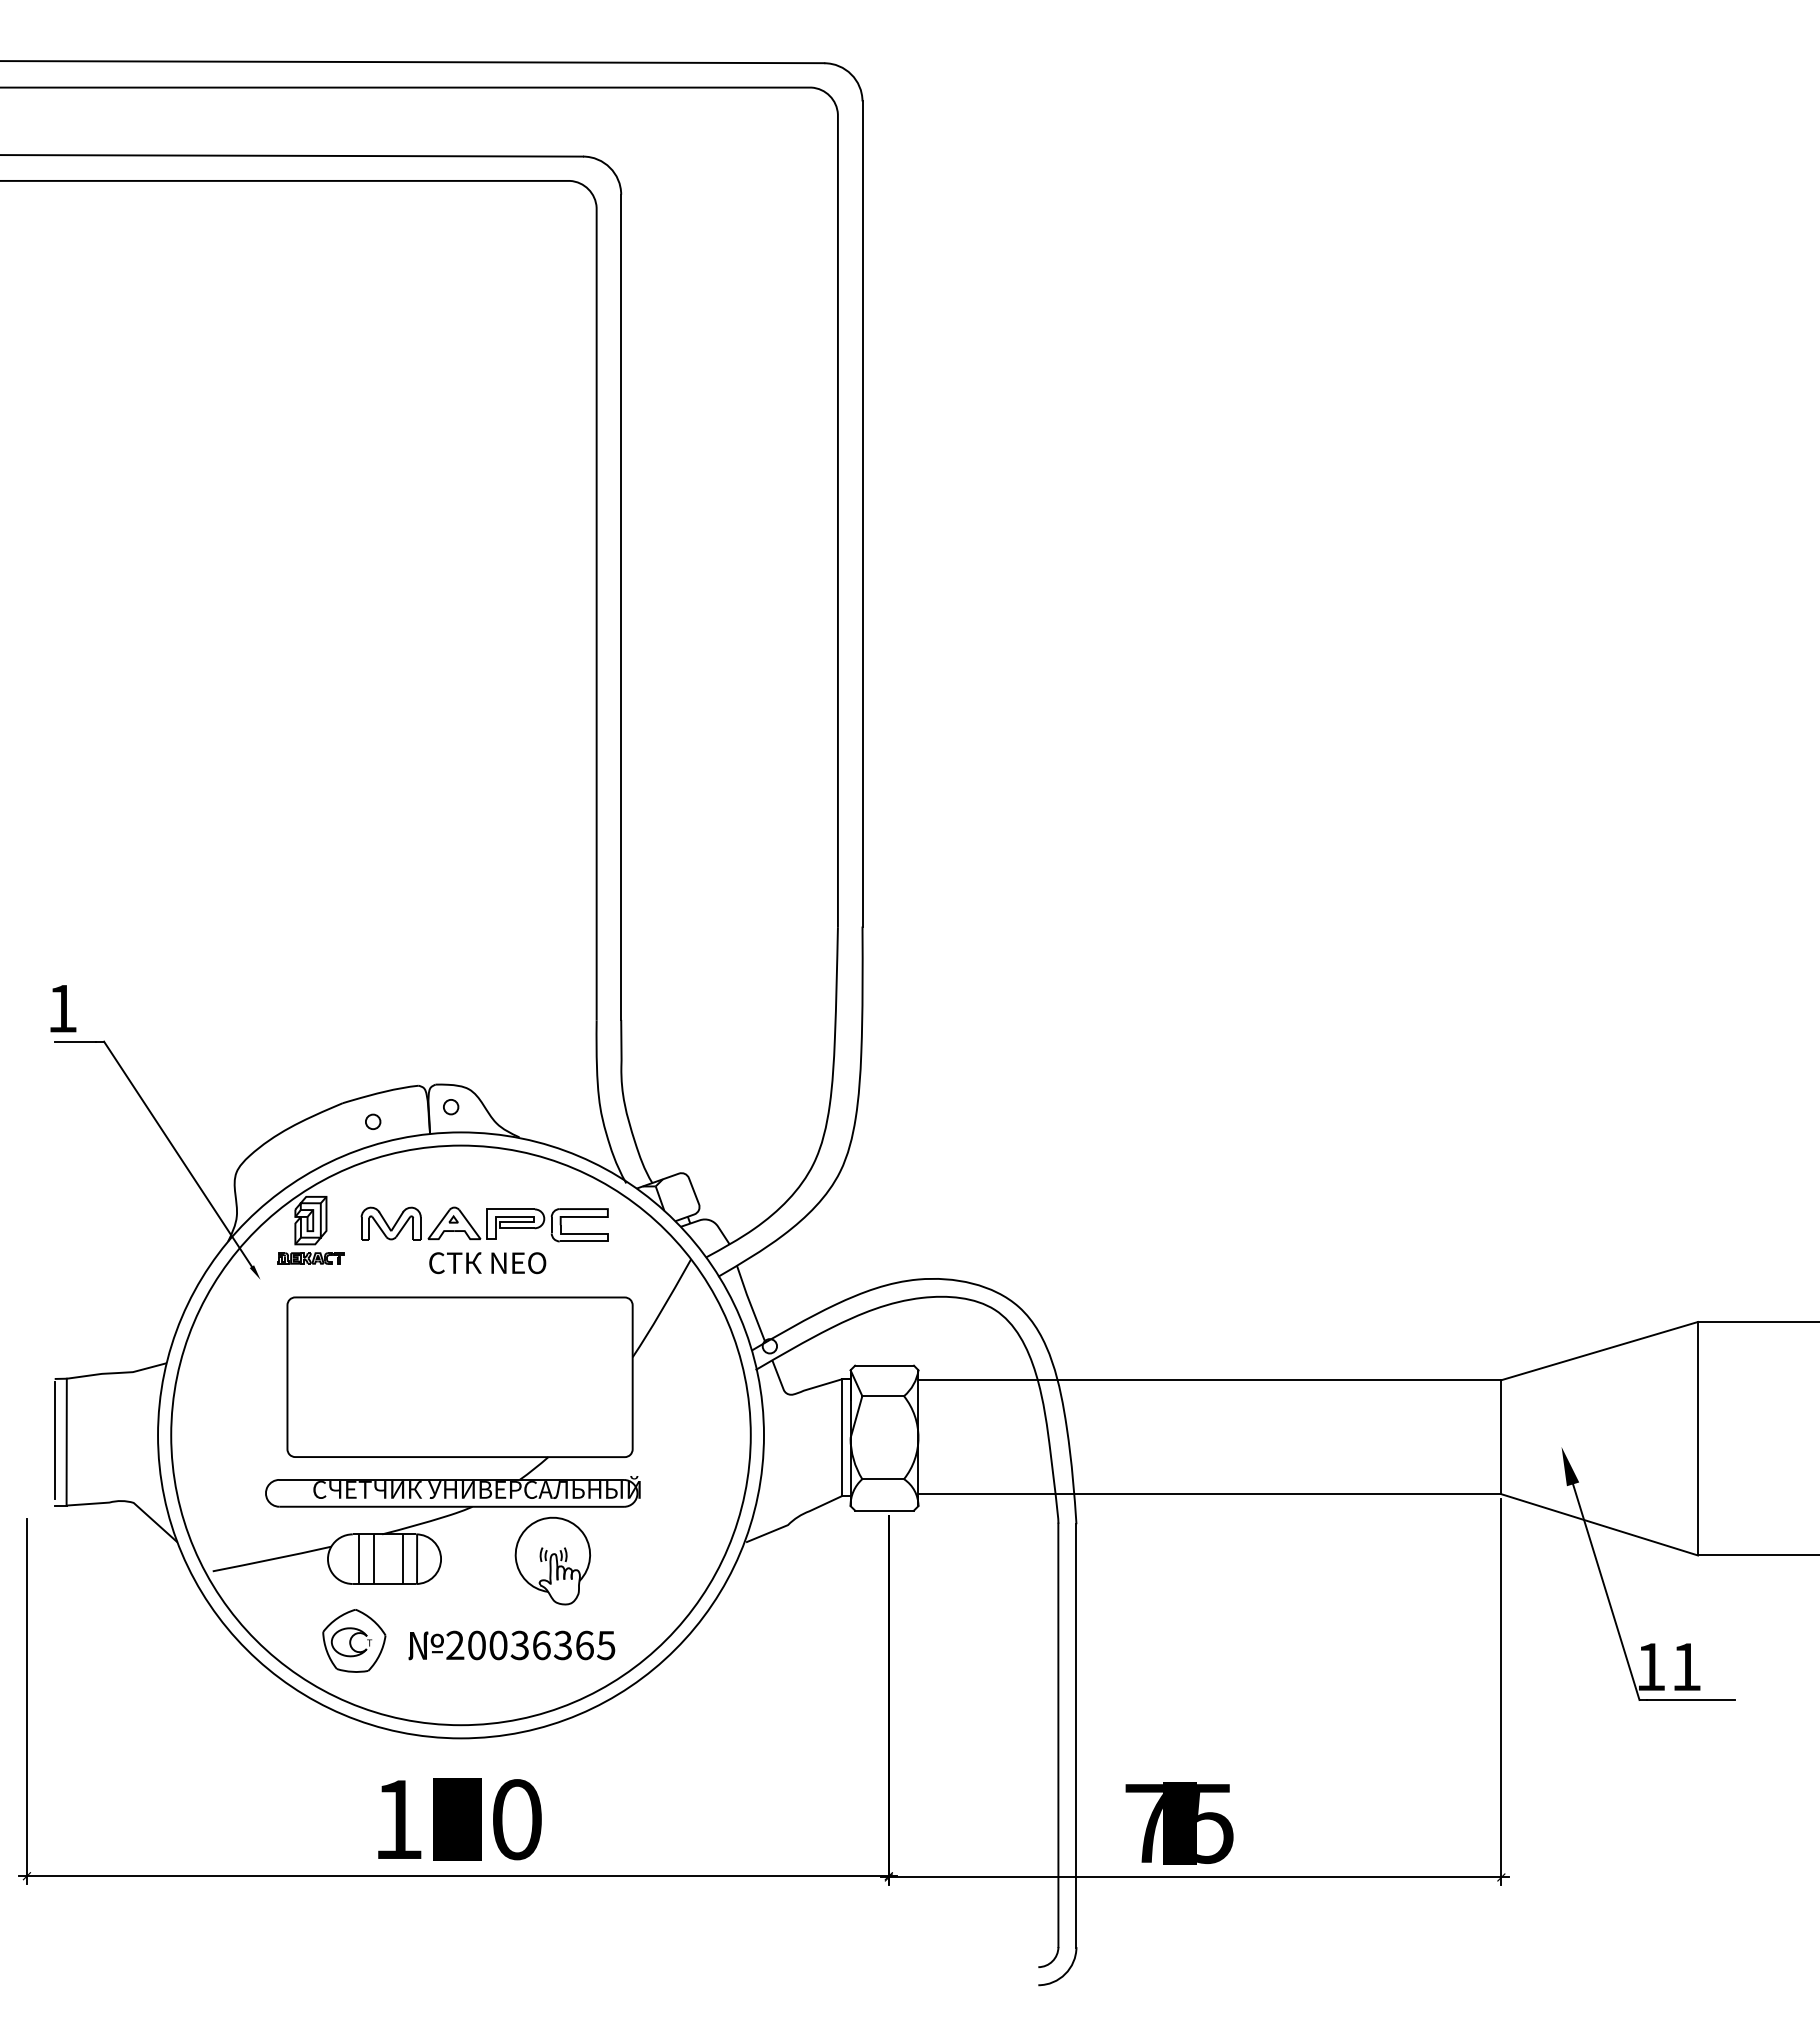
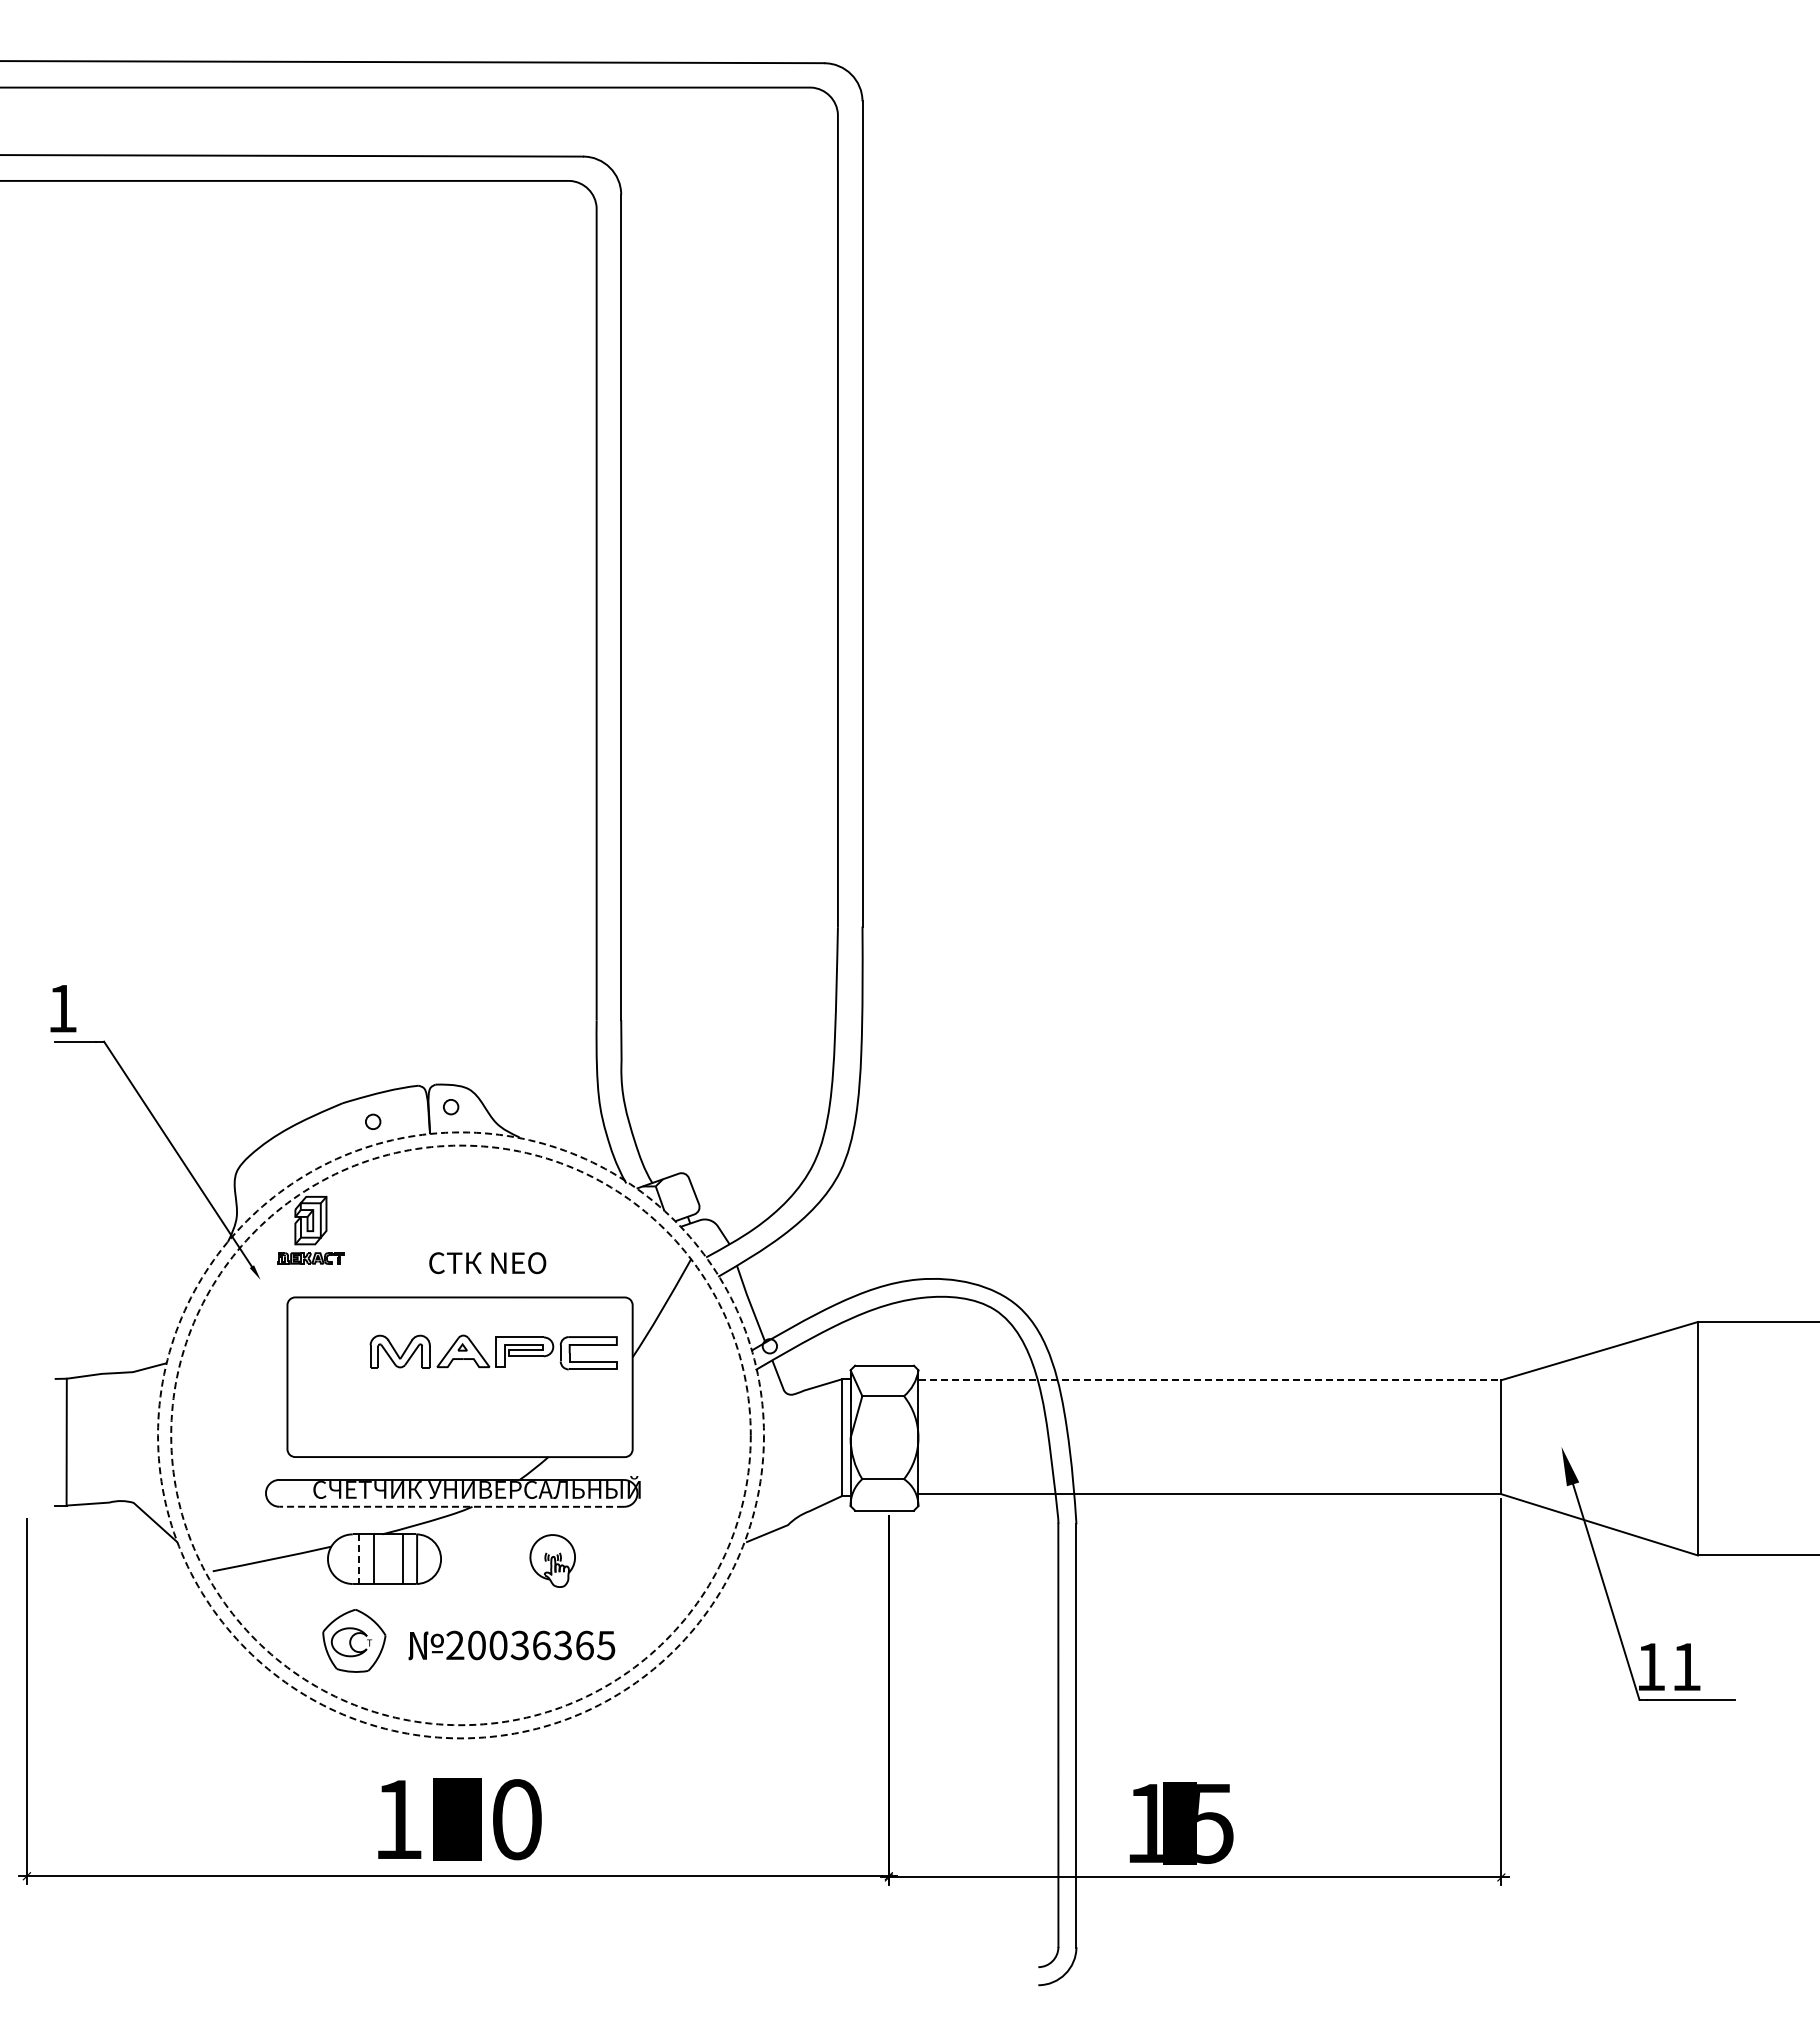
part position: (484, 1224) -> (493, 1352) (493, 1352)
line: solid -> dashed (1210, 1380)
circle: solid -> dashed (460, 1435)
circle: solid -> dashed (461, 1435)
line: present -> none (54, 1440)
line: solid -> dashed (451, 1506)
line: solid -> dashed (358, 1559)
part size: 77x90 px -> 47x54 px (552, 1560)
text: 75 -> 15 (1143, 1823)
